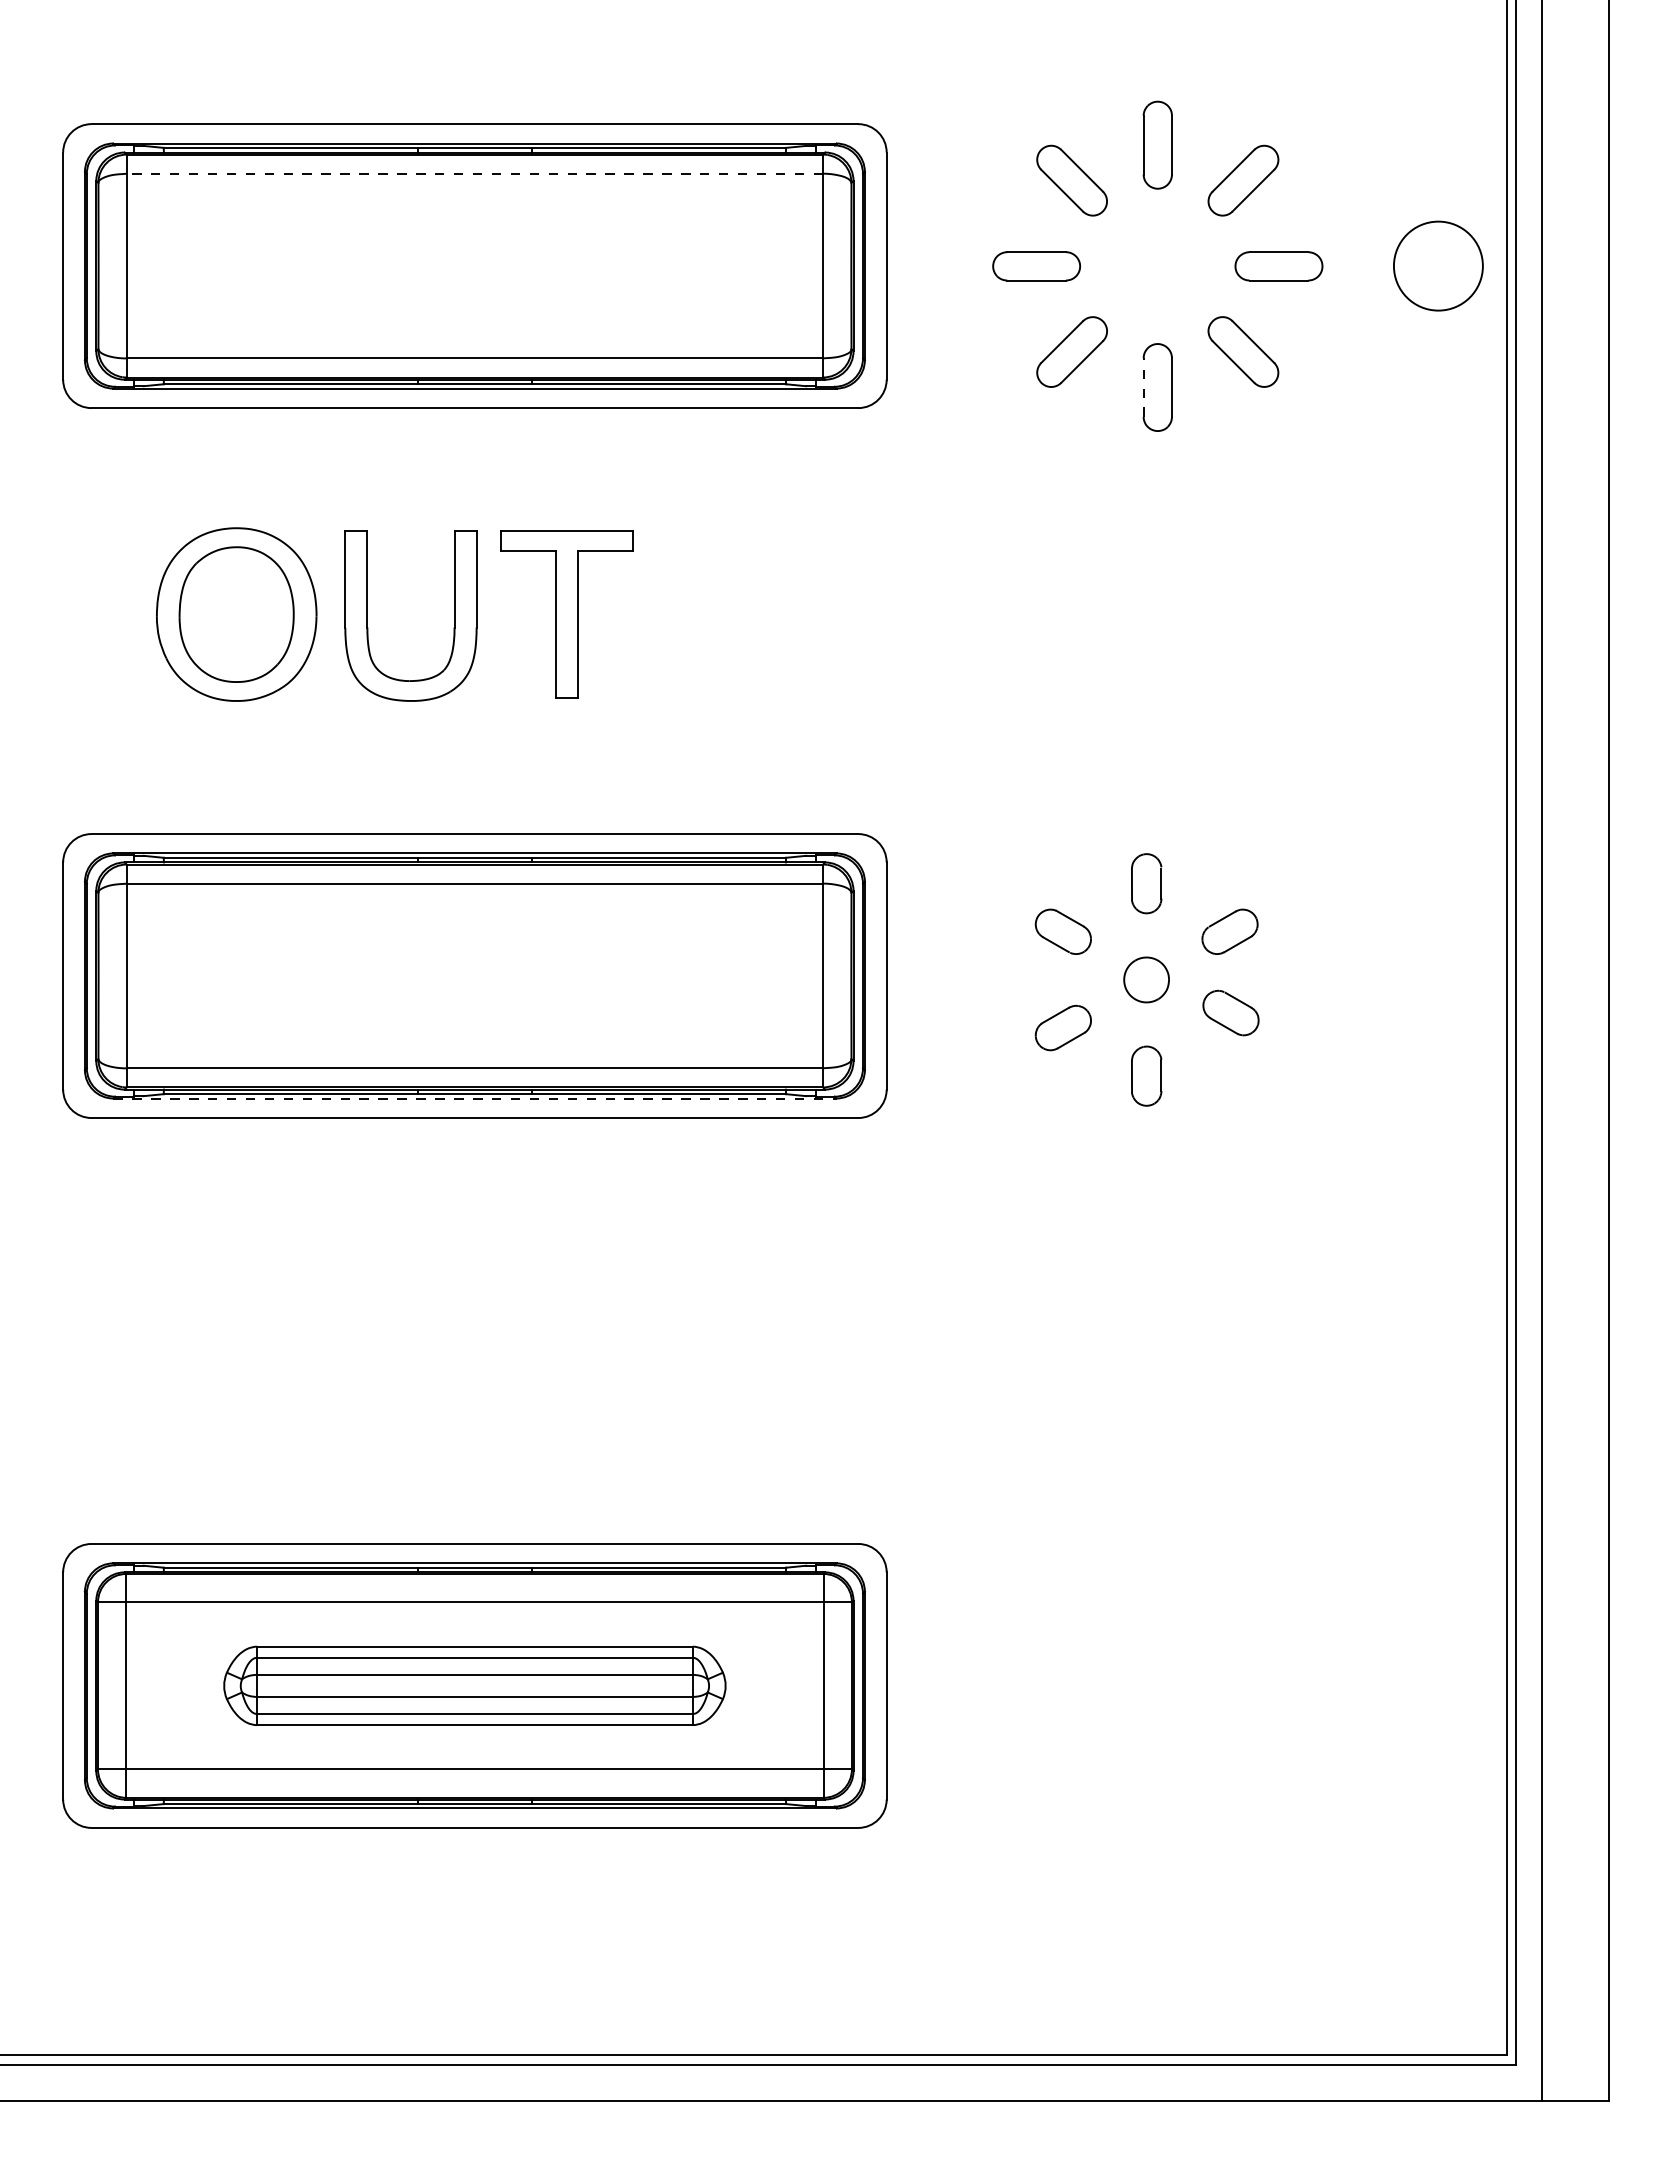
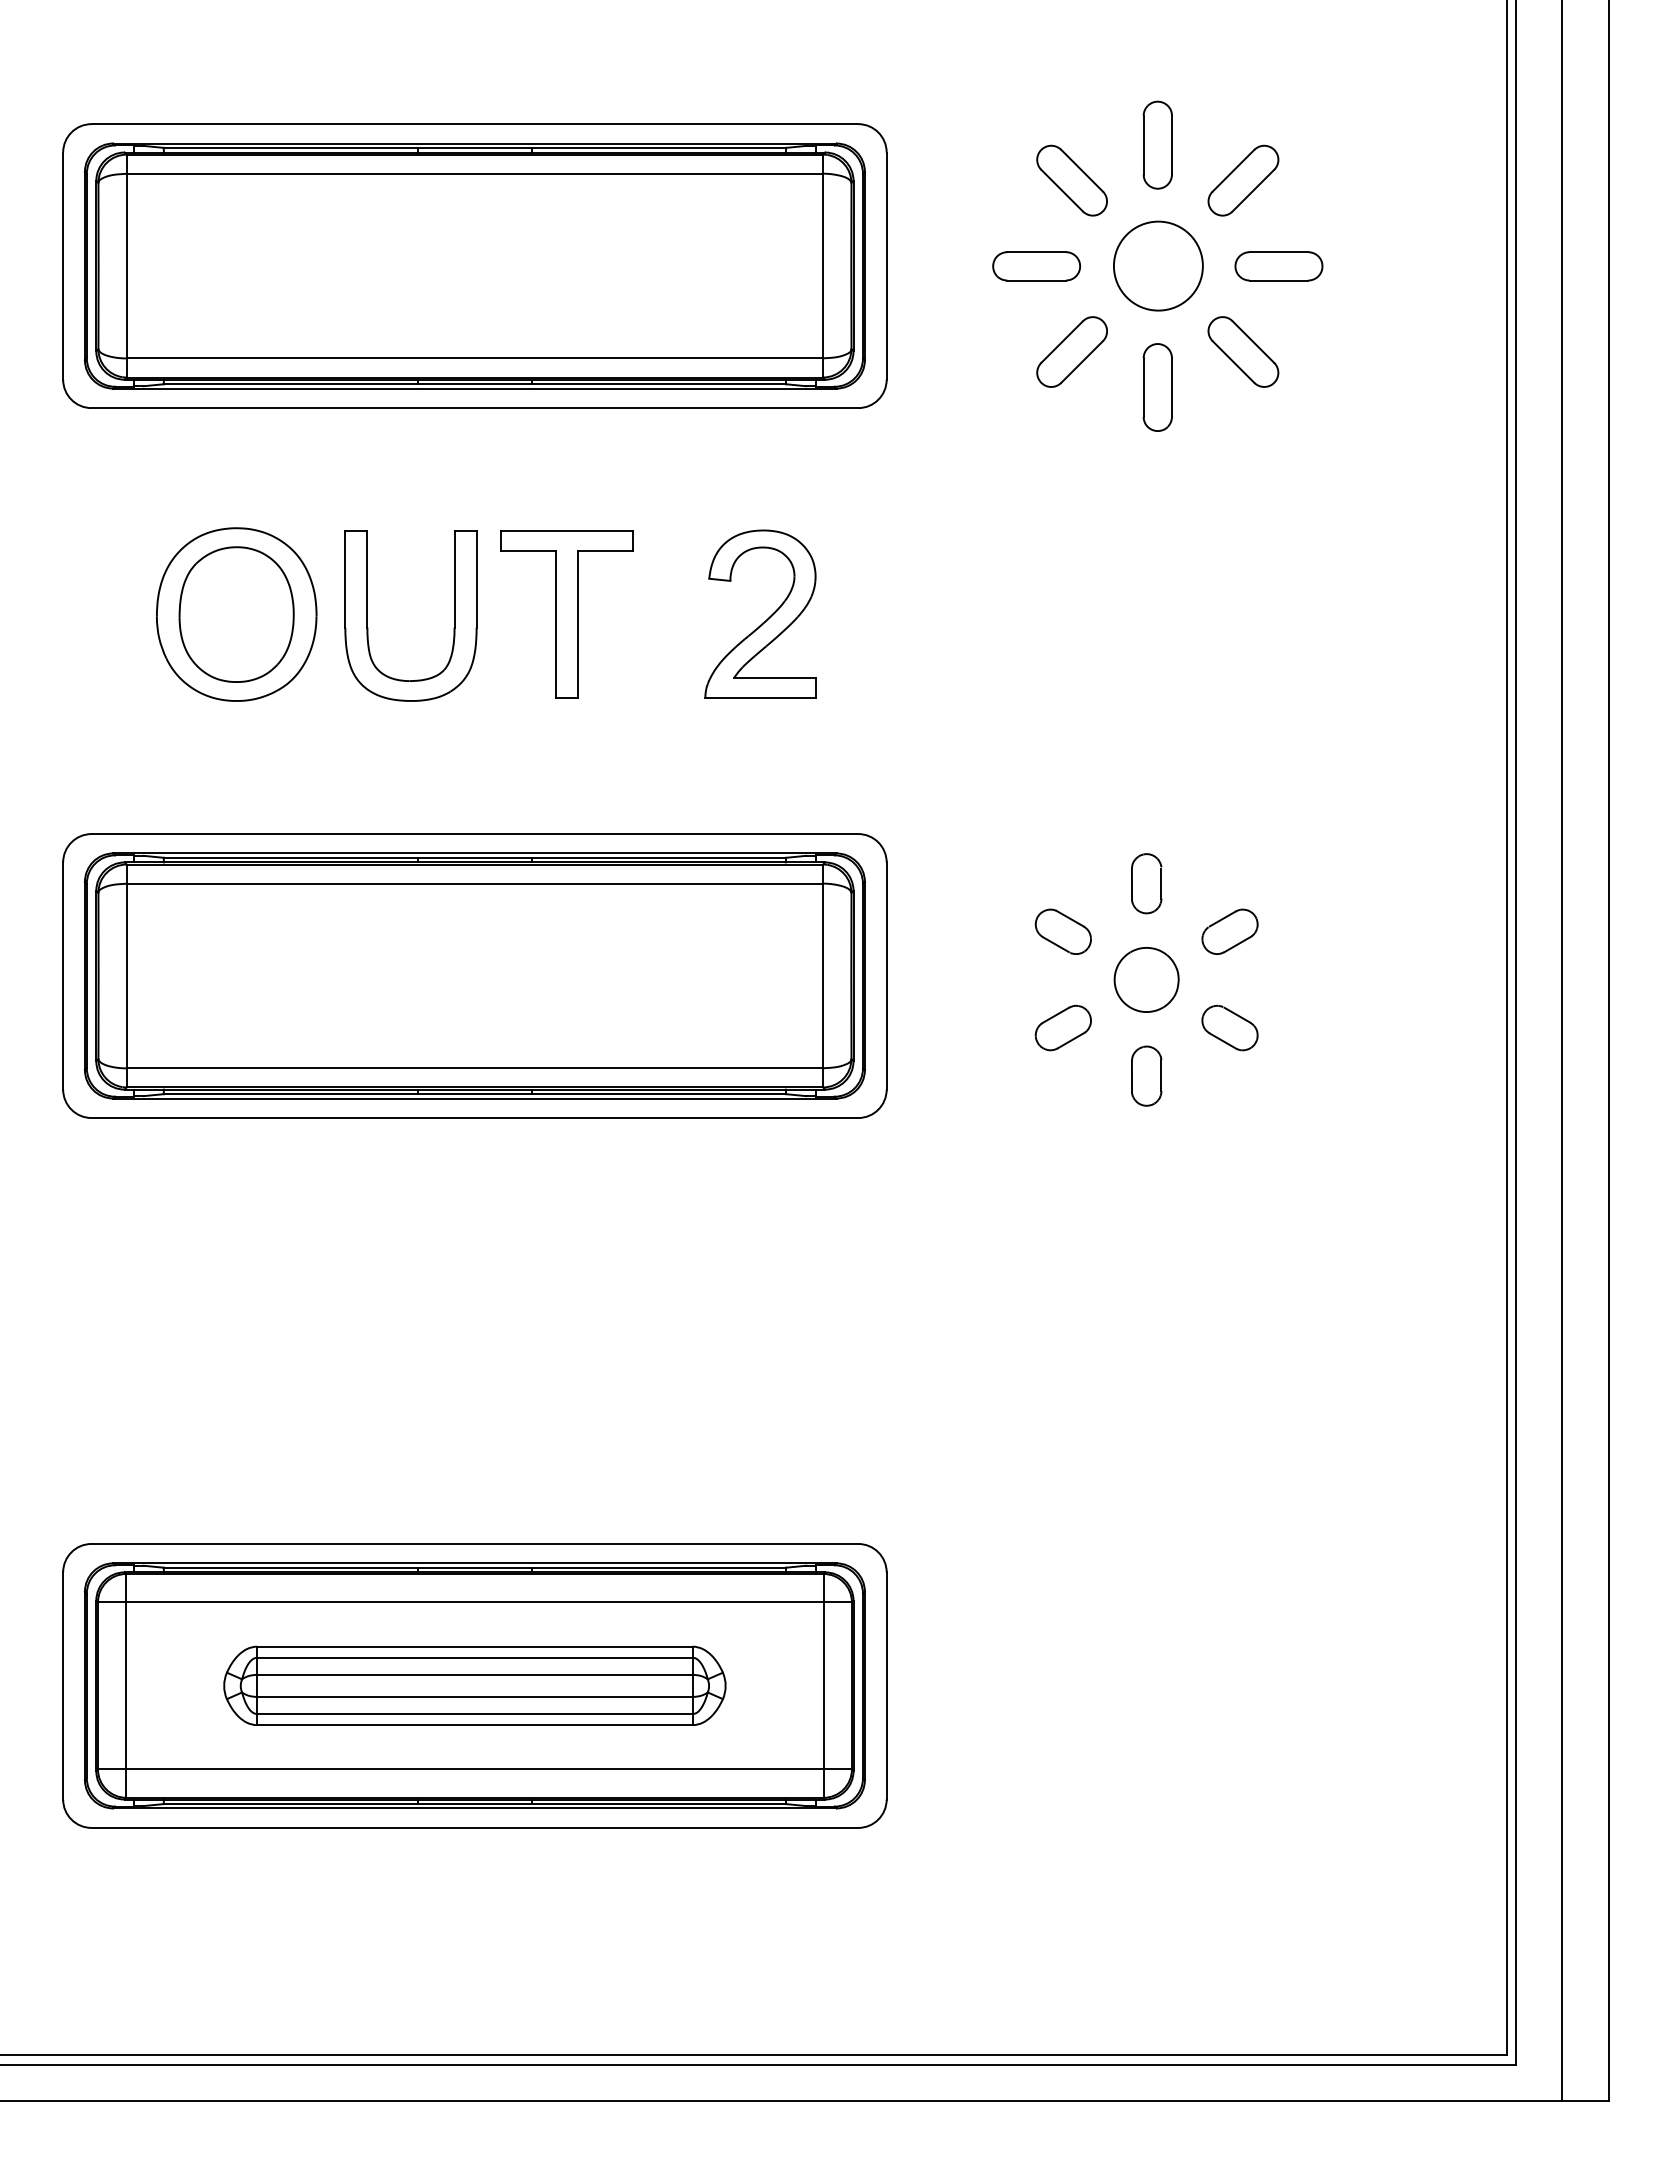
line: dashed -> solid (474, 173)
circle position: (1438, 265) -> (1158, 265) (1158, 265)
line: dashed -> solid (1143, 387)
part: none -> present (766, 619)
part size: 47x48 px -> 67x66 px (1146, 979)
part position: (1230, 1012) -> (1229, 1027) (1229, 1027)
line position: (1541, 1051) -> (1561, 1051) (1561, 1051)
line: dashed -> solid (474, 1098)
